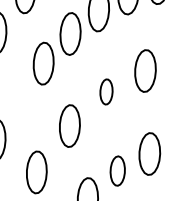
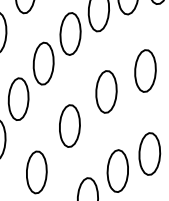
part size: 15x28 px -> 23x44 px (106, 91)
part: none -> present (18, 98)
part size: 17x32 px -> 23x44 px (117, 170)
